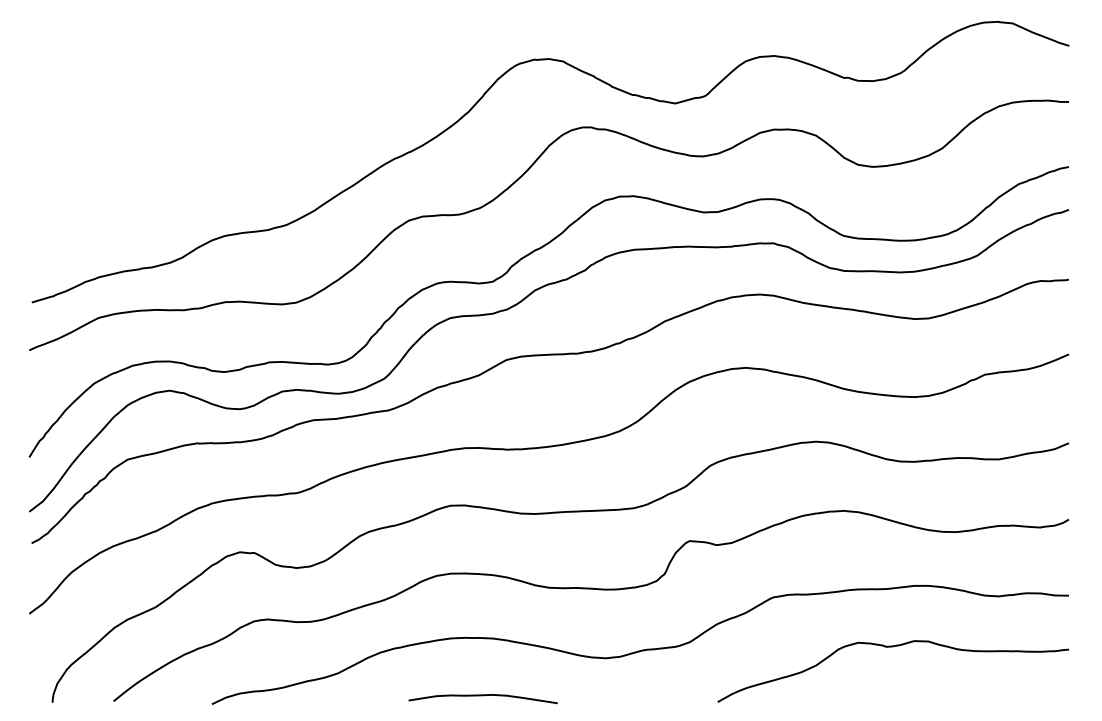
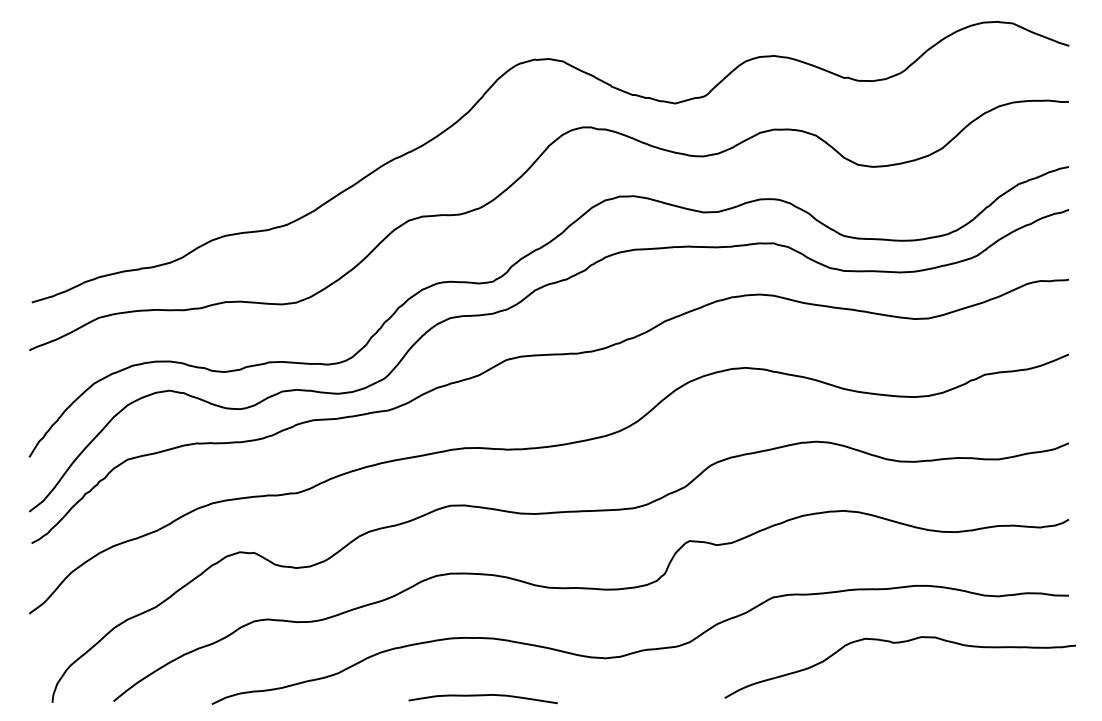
curve position: (892, 647) -> (899, 643) (899, 643)
